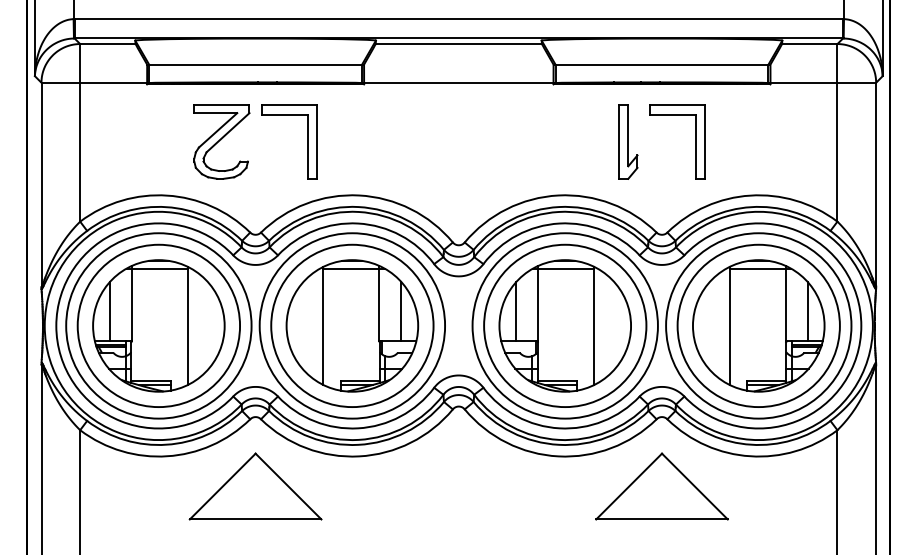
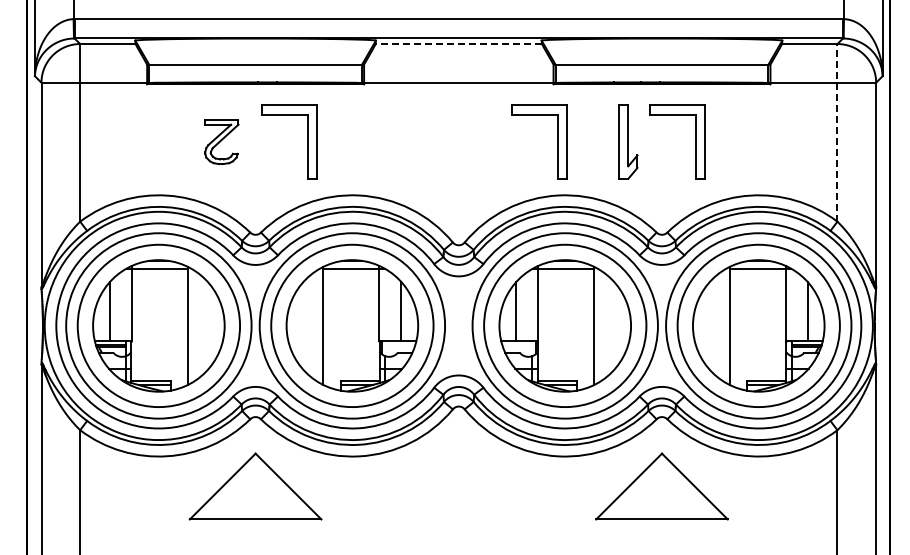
line: solid -> dashed (458, 44)
line: solid -> dashed (837, 132)
part size: 58x76 px -> 36x47 px (221, 142)
part: none -> present (557, 141)
